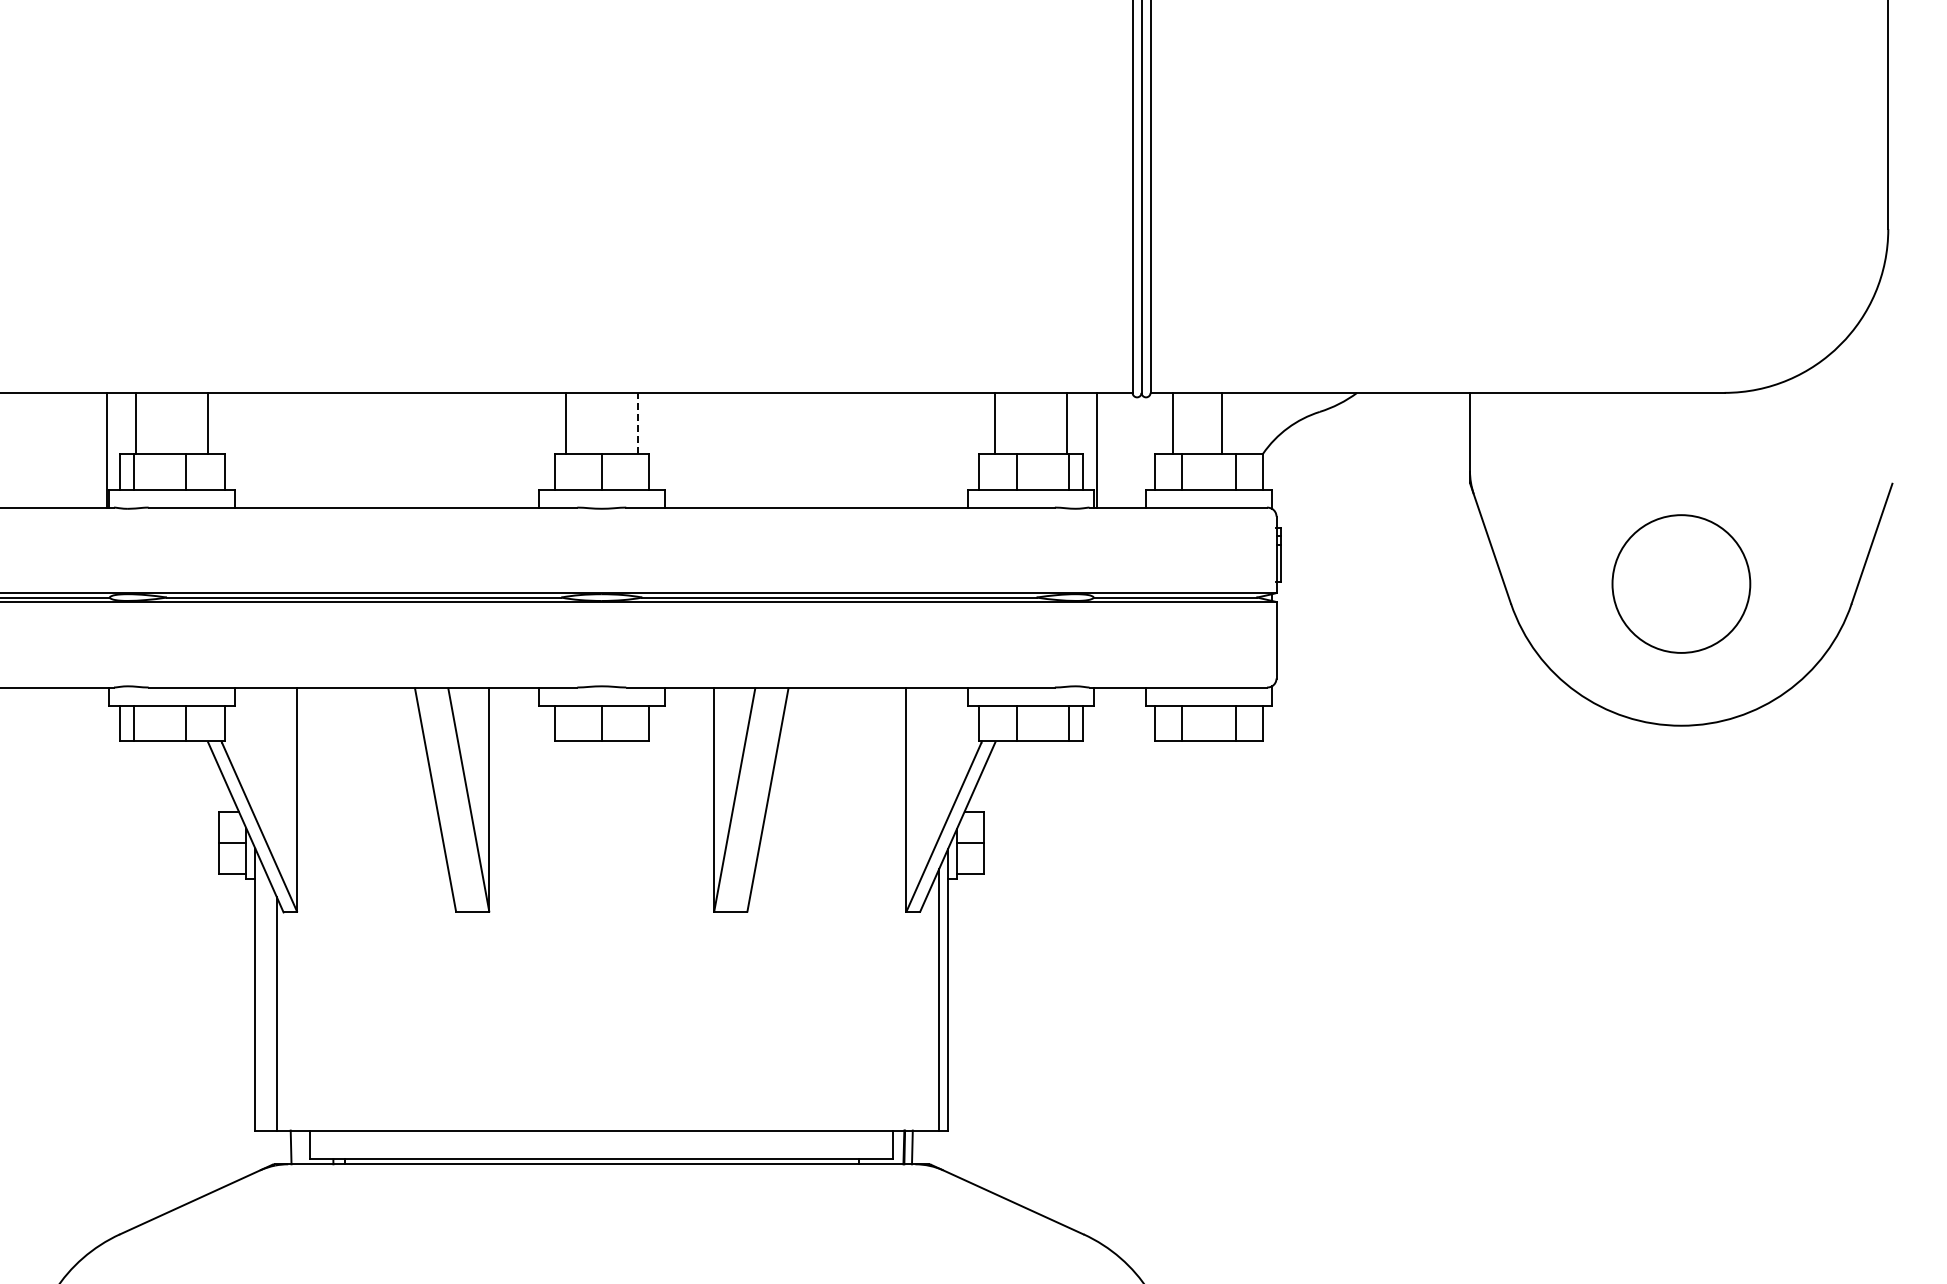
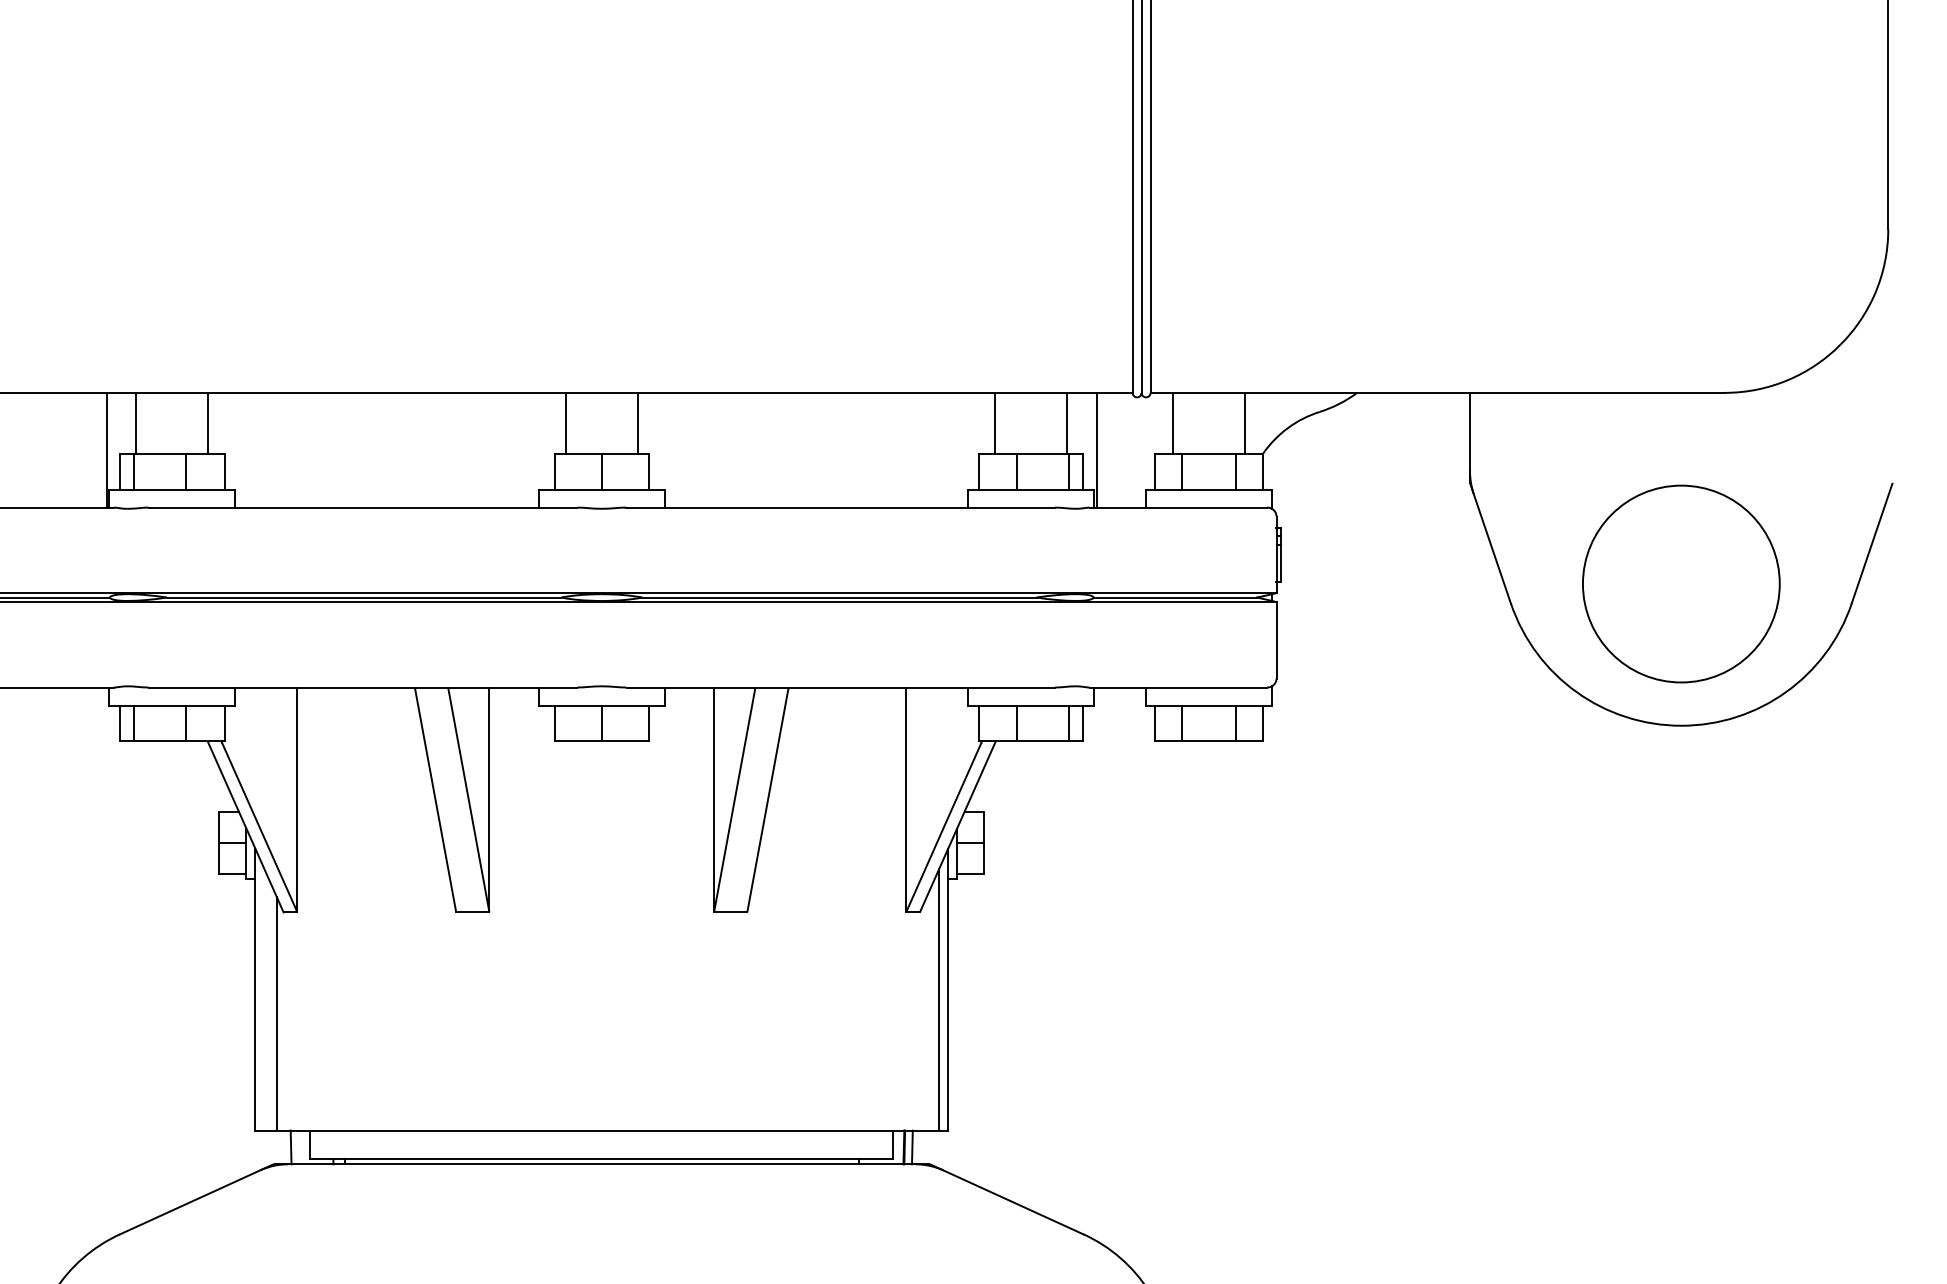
line: dashed -> solid (637, 422)
line position: (1222, 422) -> (1245, 422) (1245, 422)
circle size: 141x140 px -> 199x200 px (1681, 583)
